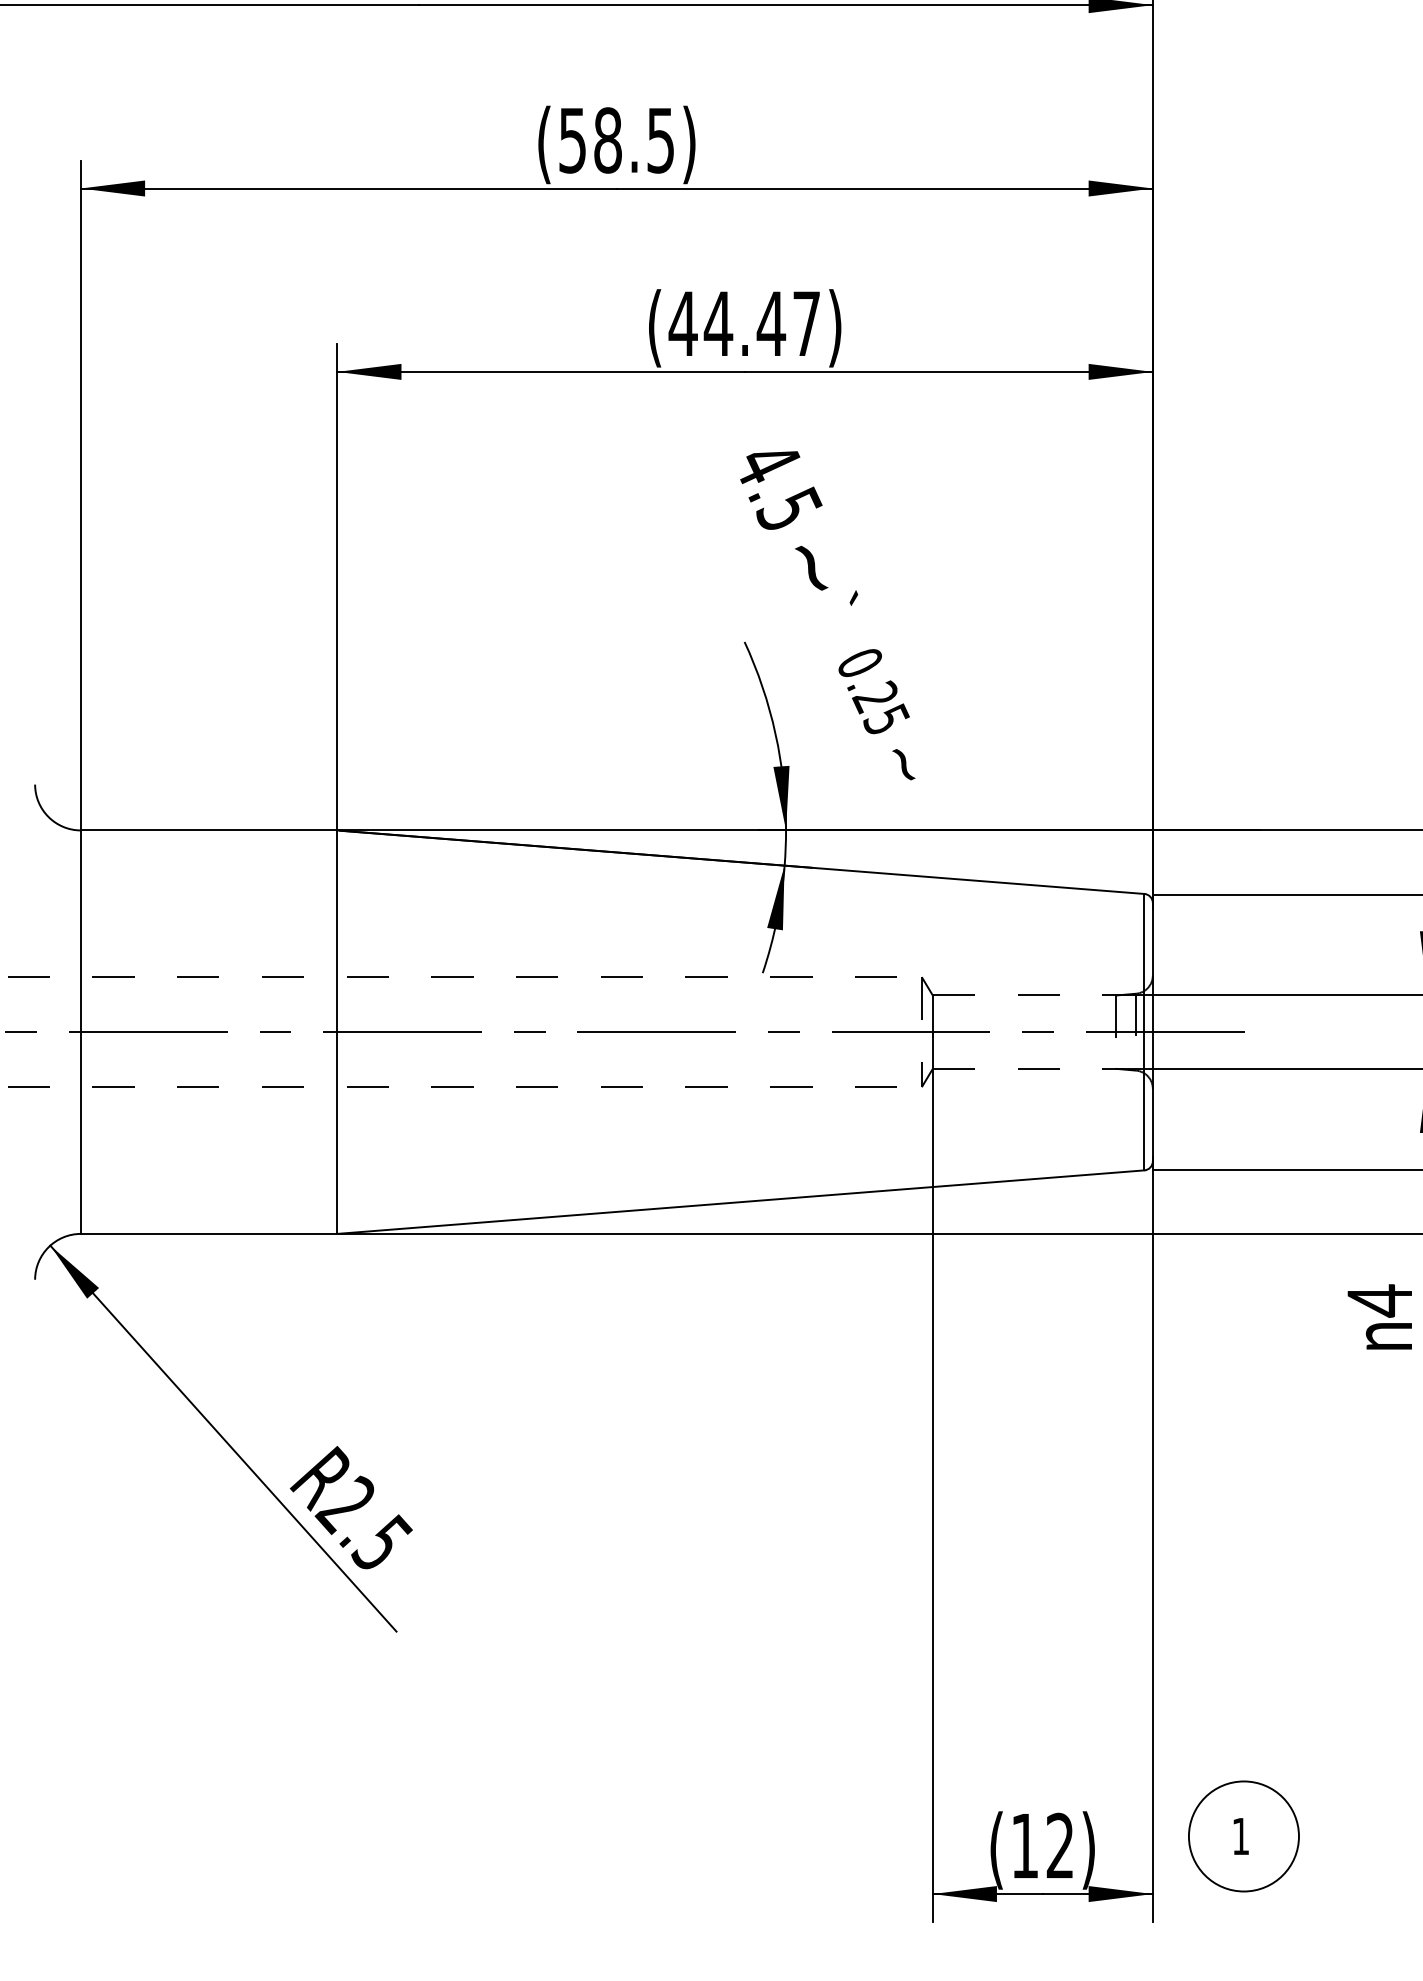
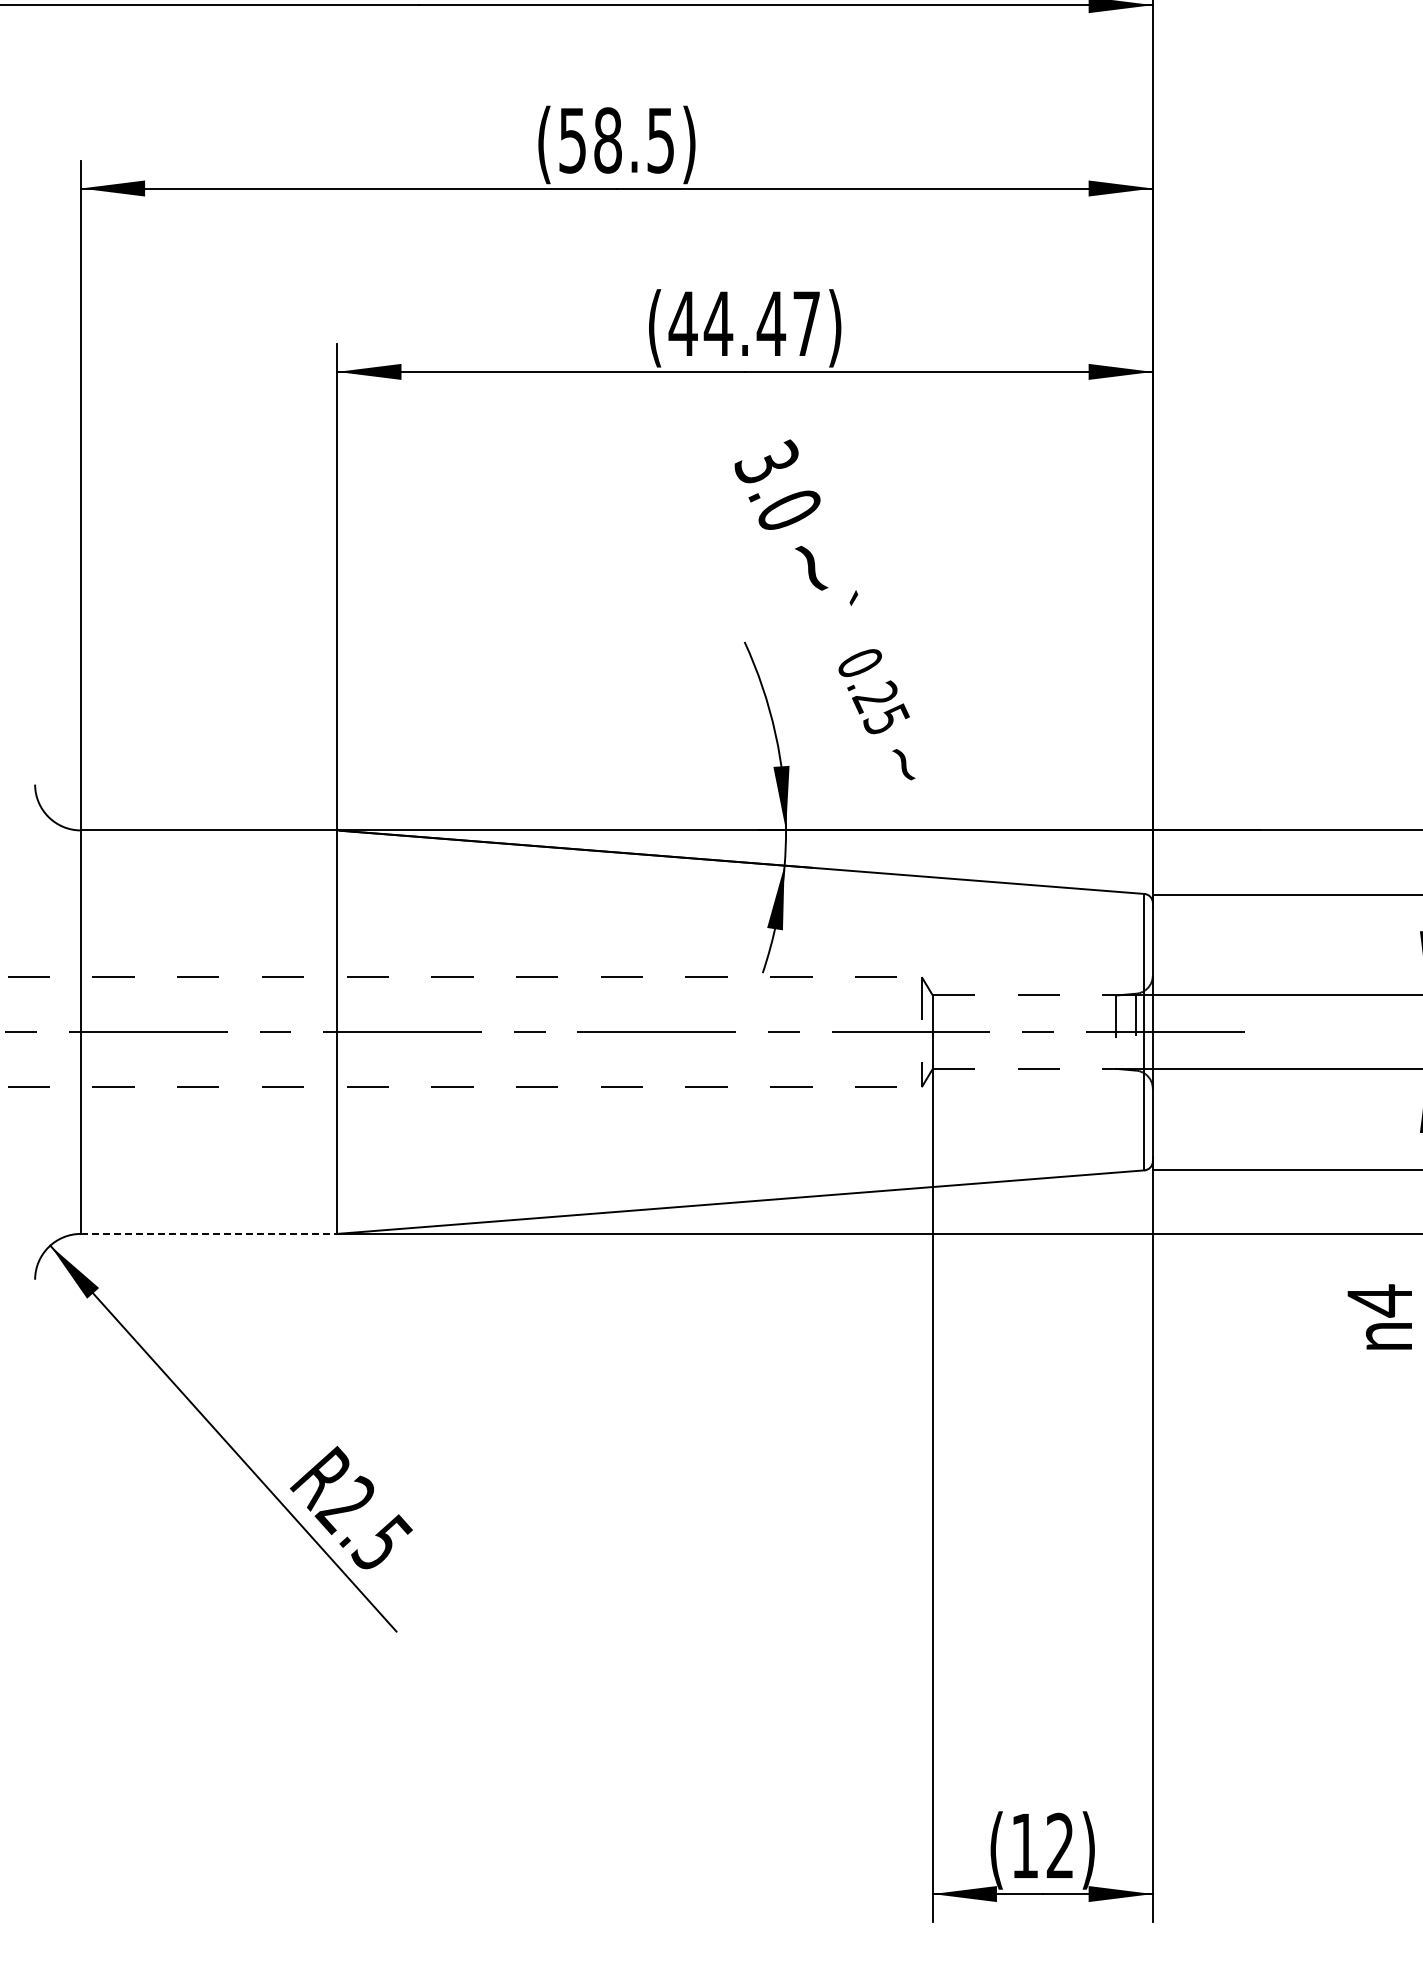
text: 4.5 -> 3.0 (778, 484)
line: solid -> dashed (209, 1233)
part: present -> none (1243, 1836)
